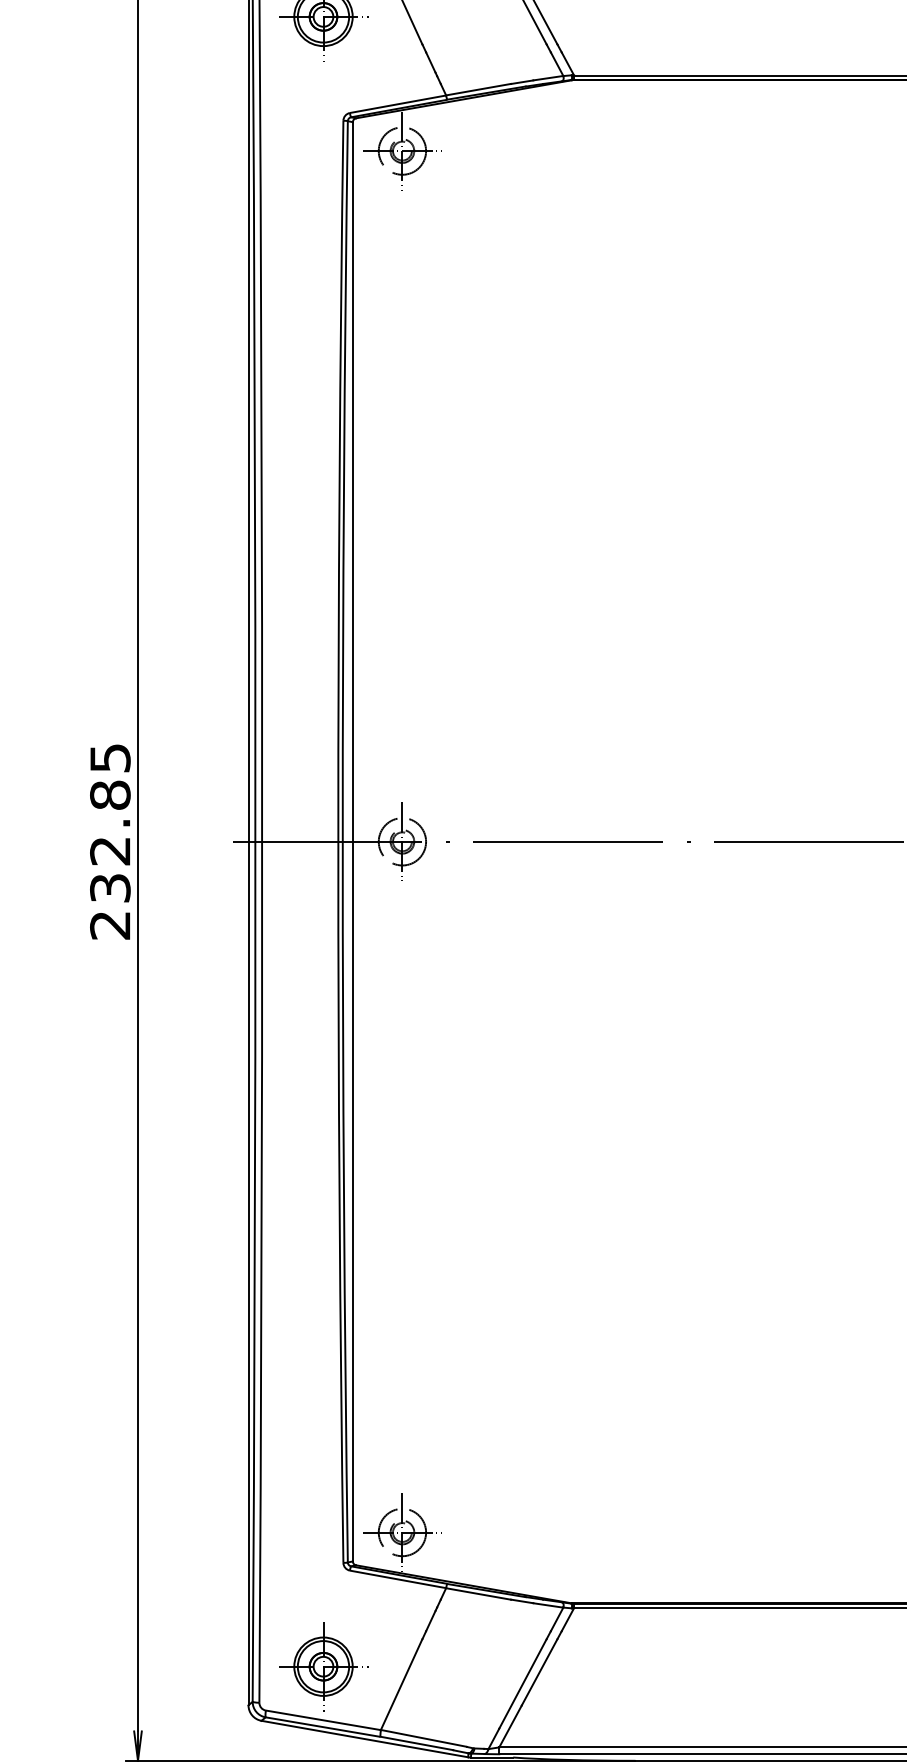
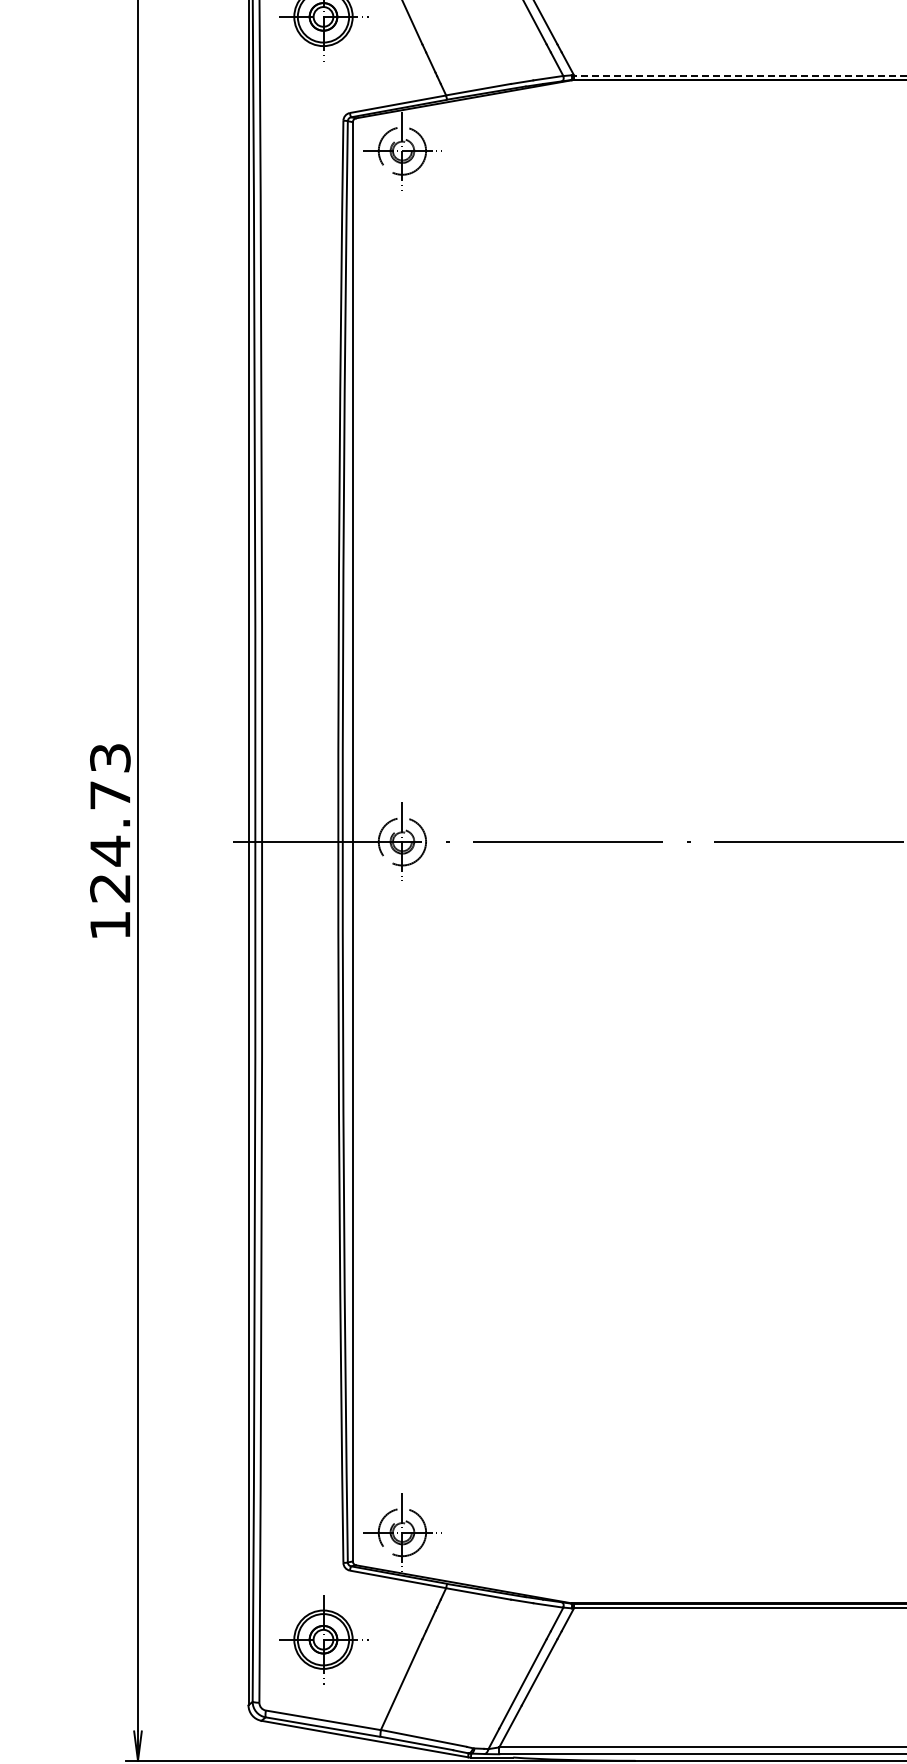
line: solid -> dashed (740, 75)
text: 232.85 -> 124.73 (110, 841)
part position: (323, 1666) -> (323, 1639) (323, 1639)
